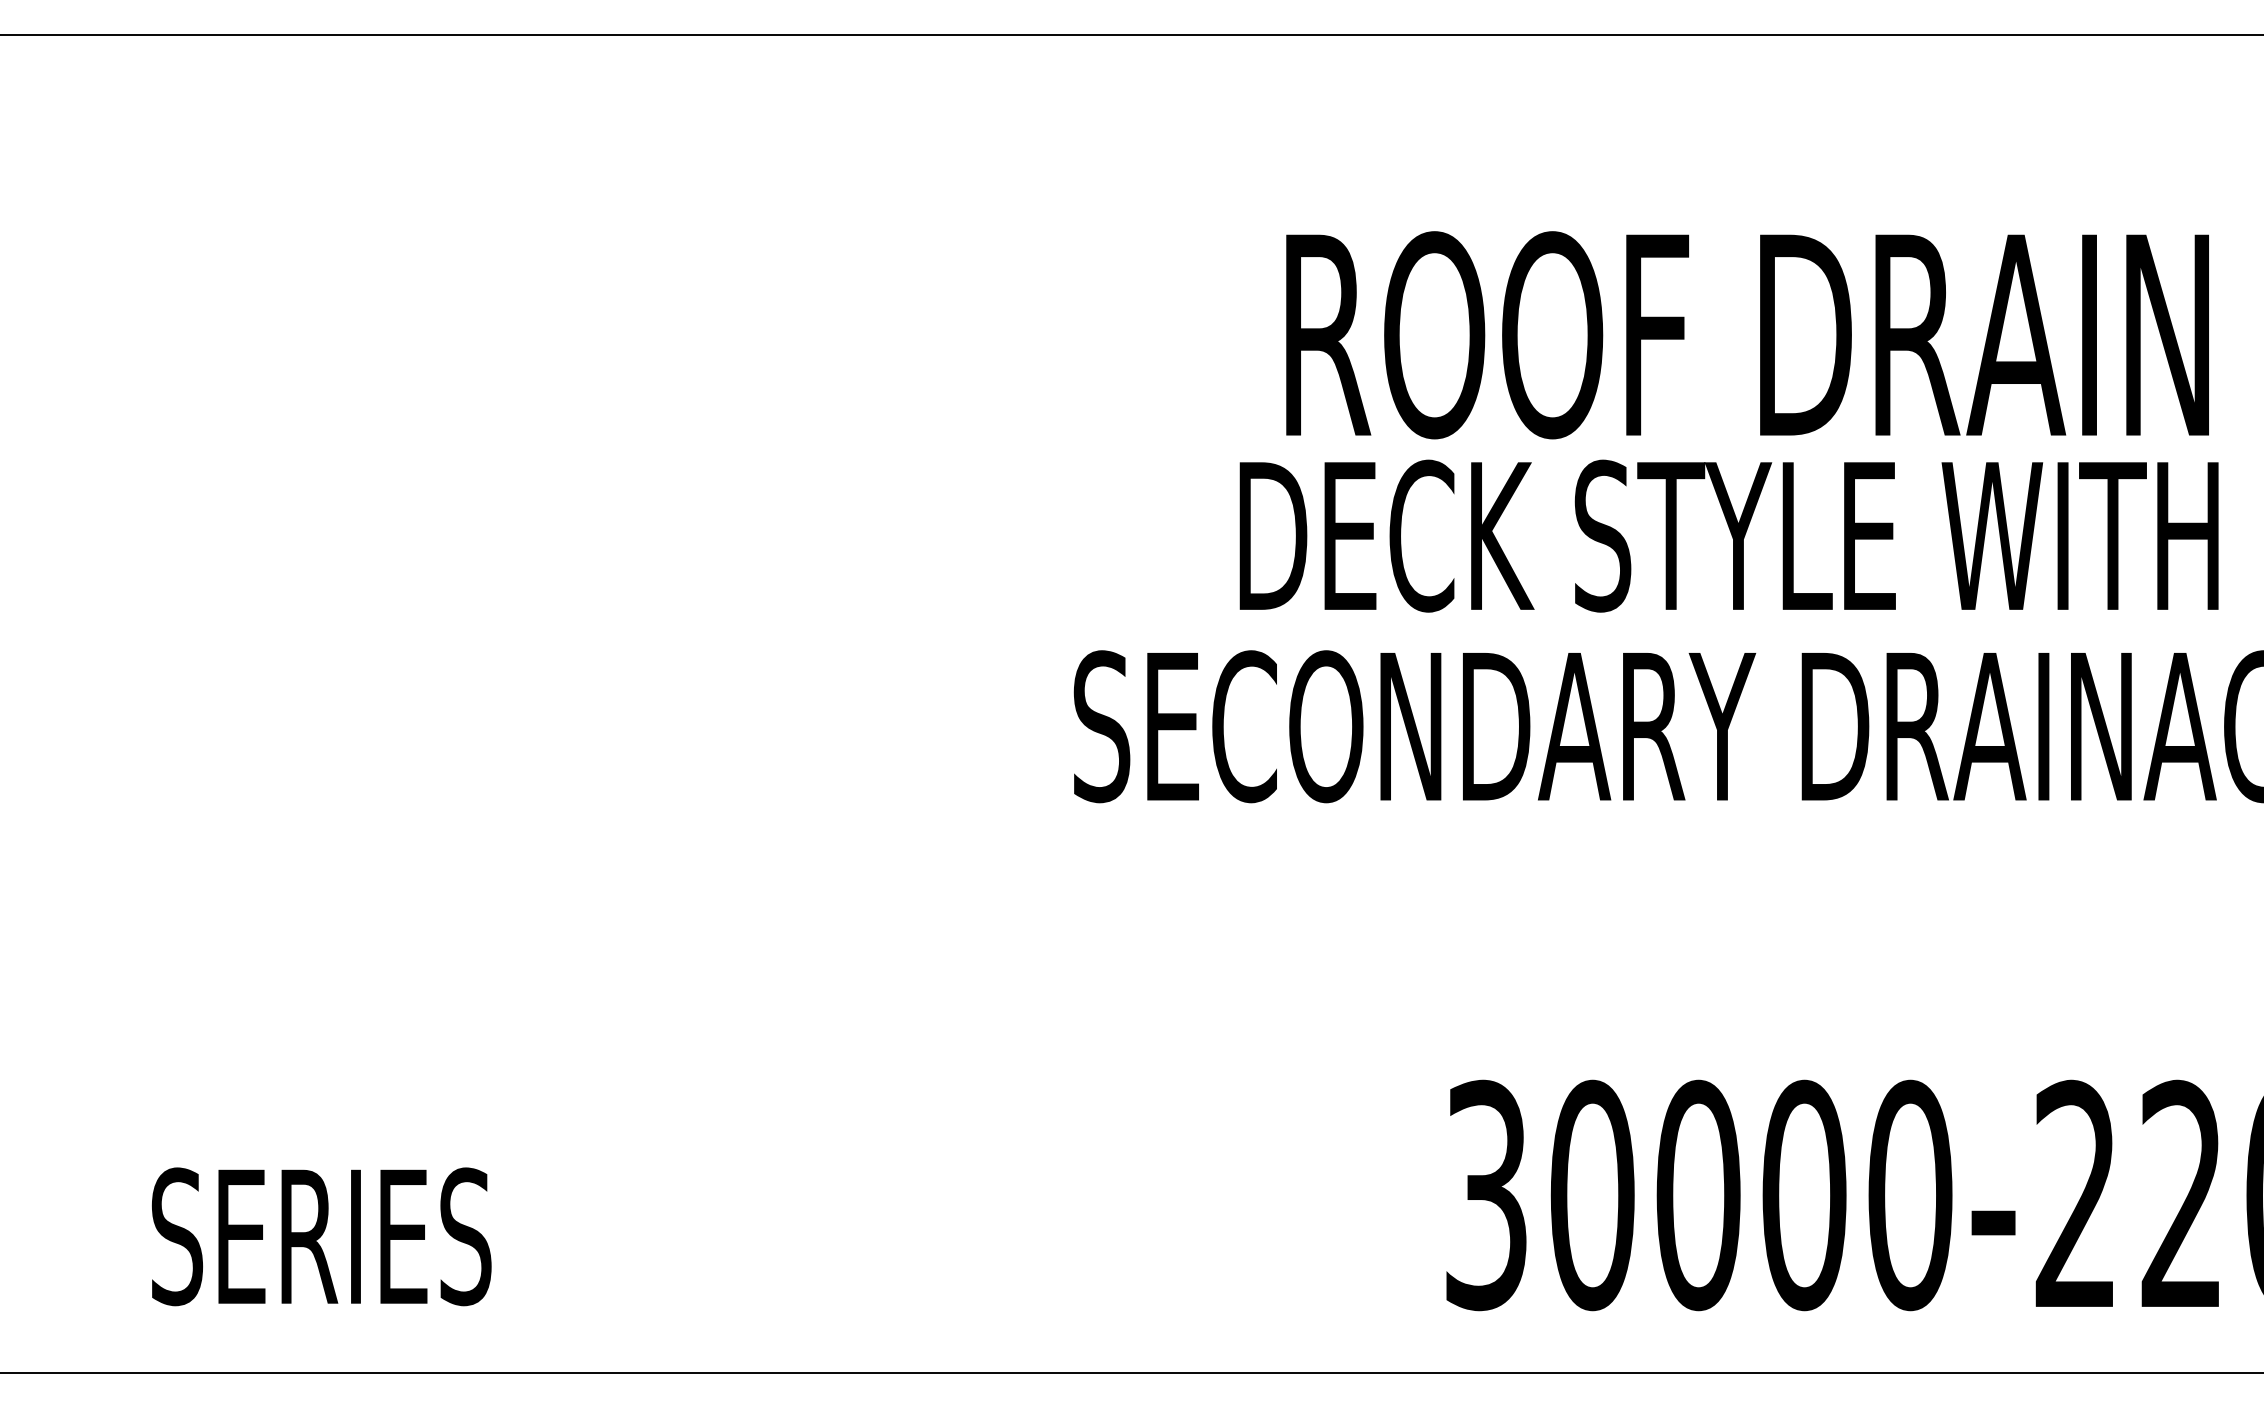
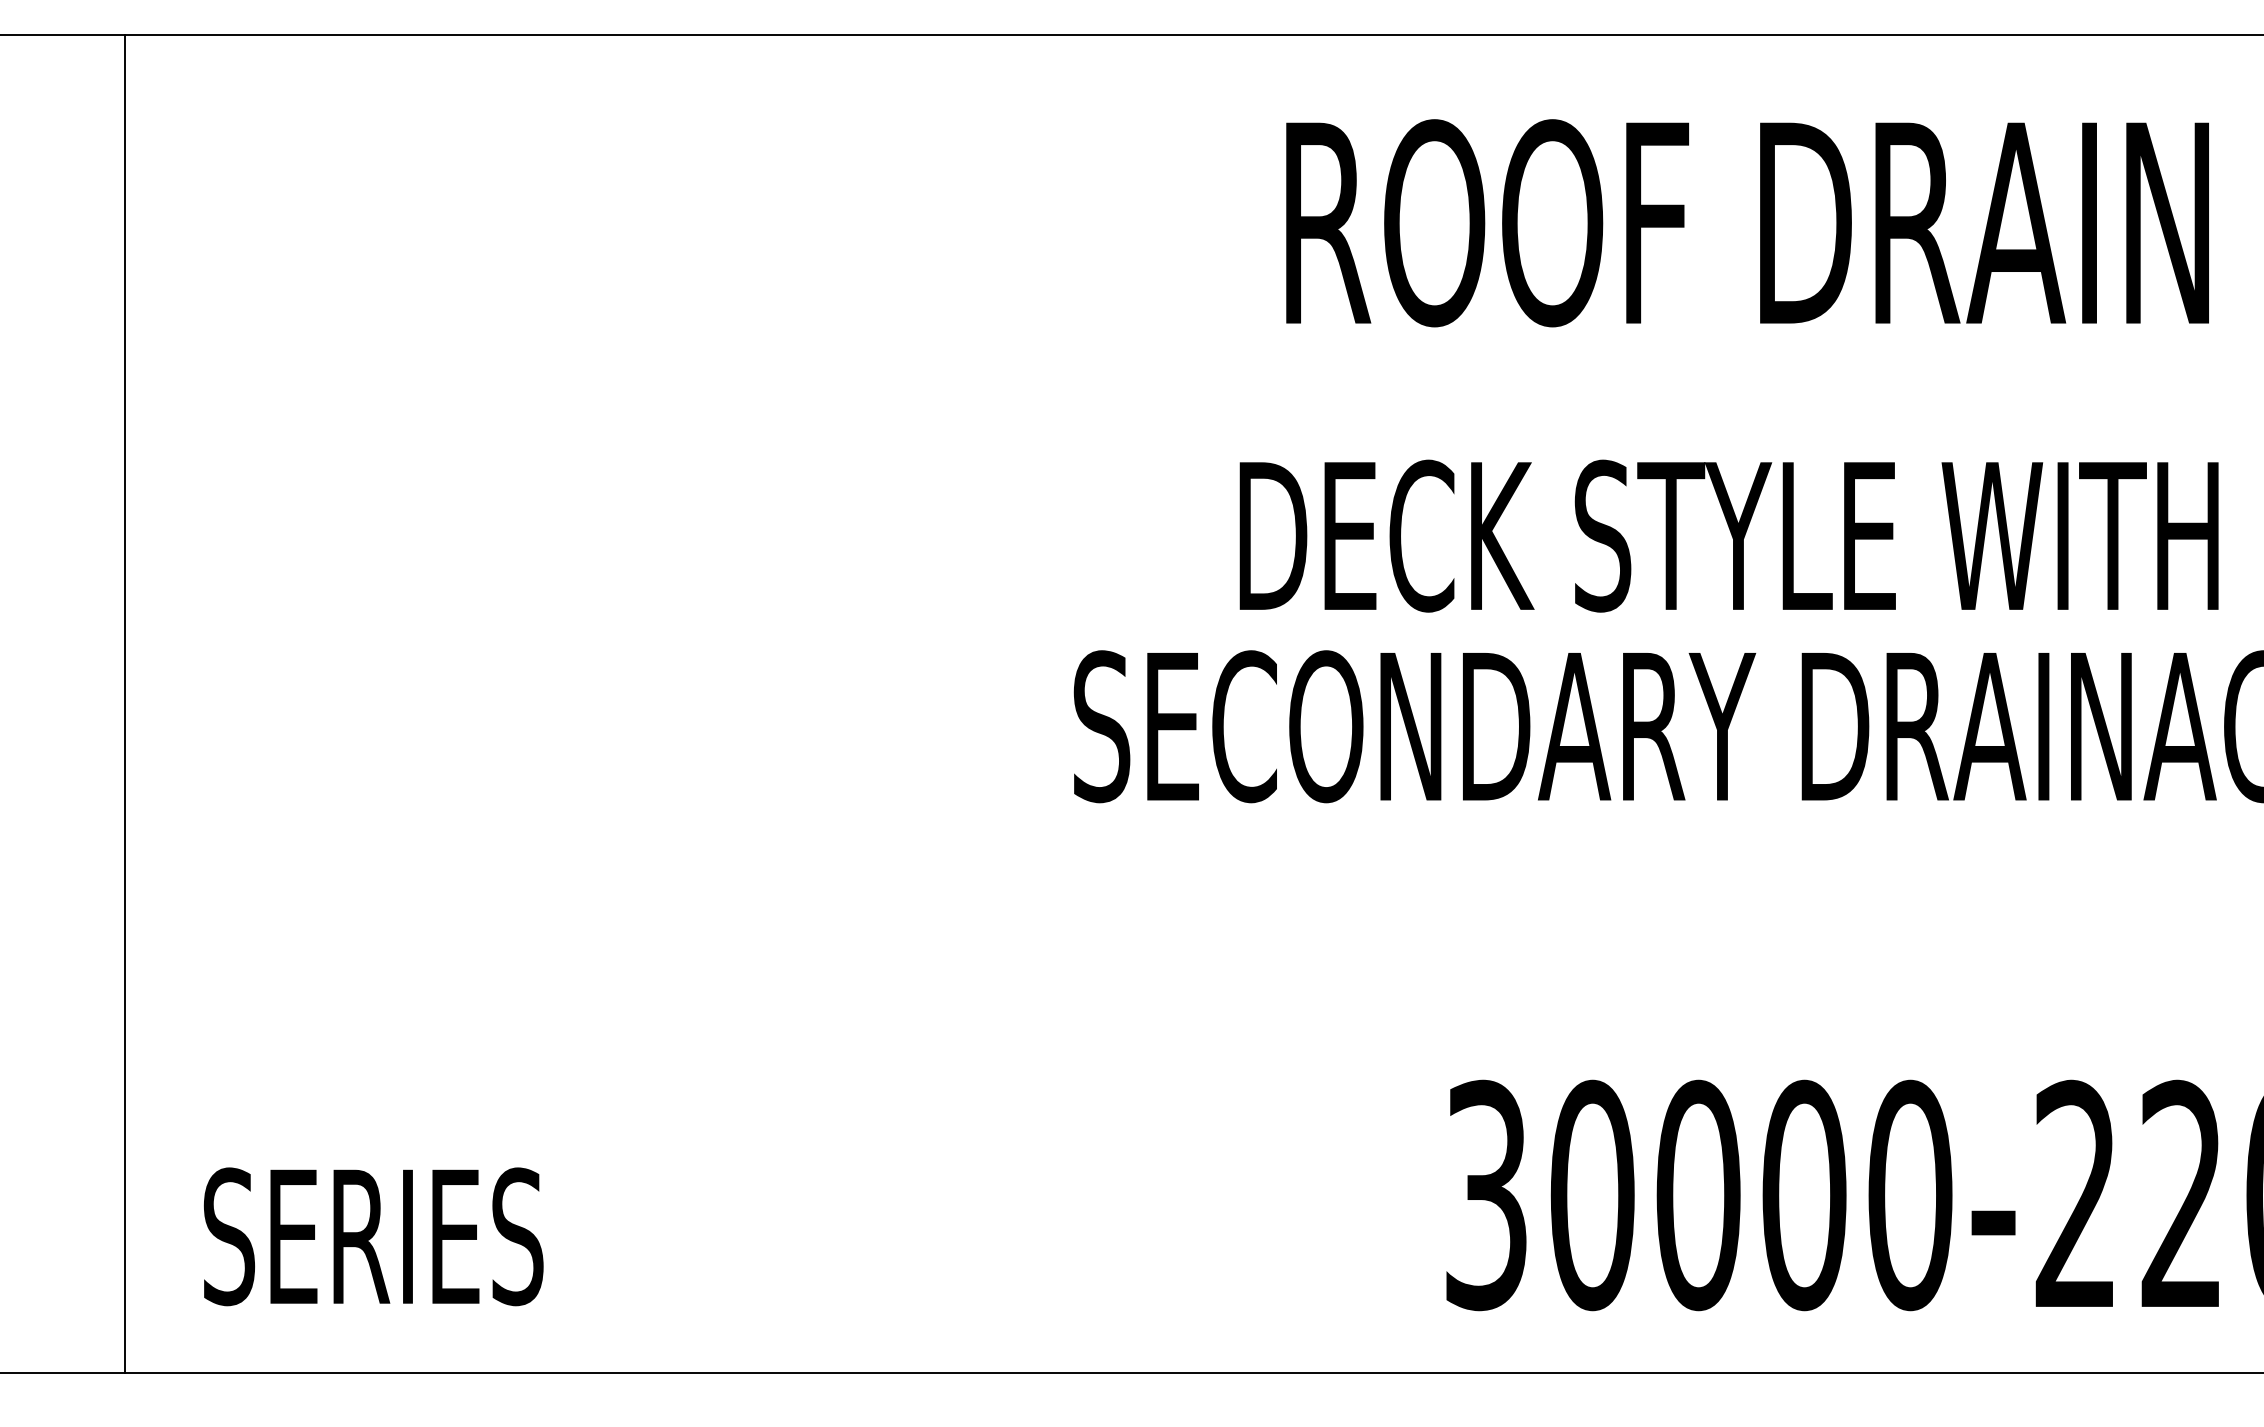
text position: (1747, 335) -> (1747, 223) (1747, 223)
line: none -> present (124, 703)
text position: (321, 1236) -> (373, 1236) (373, 1236)
